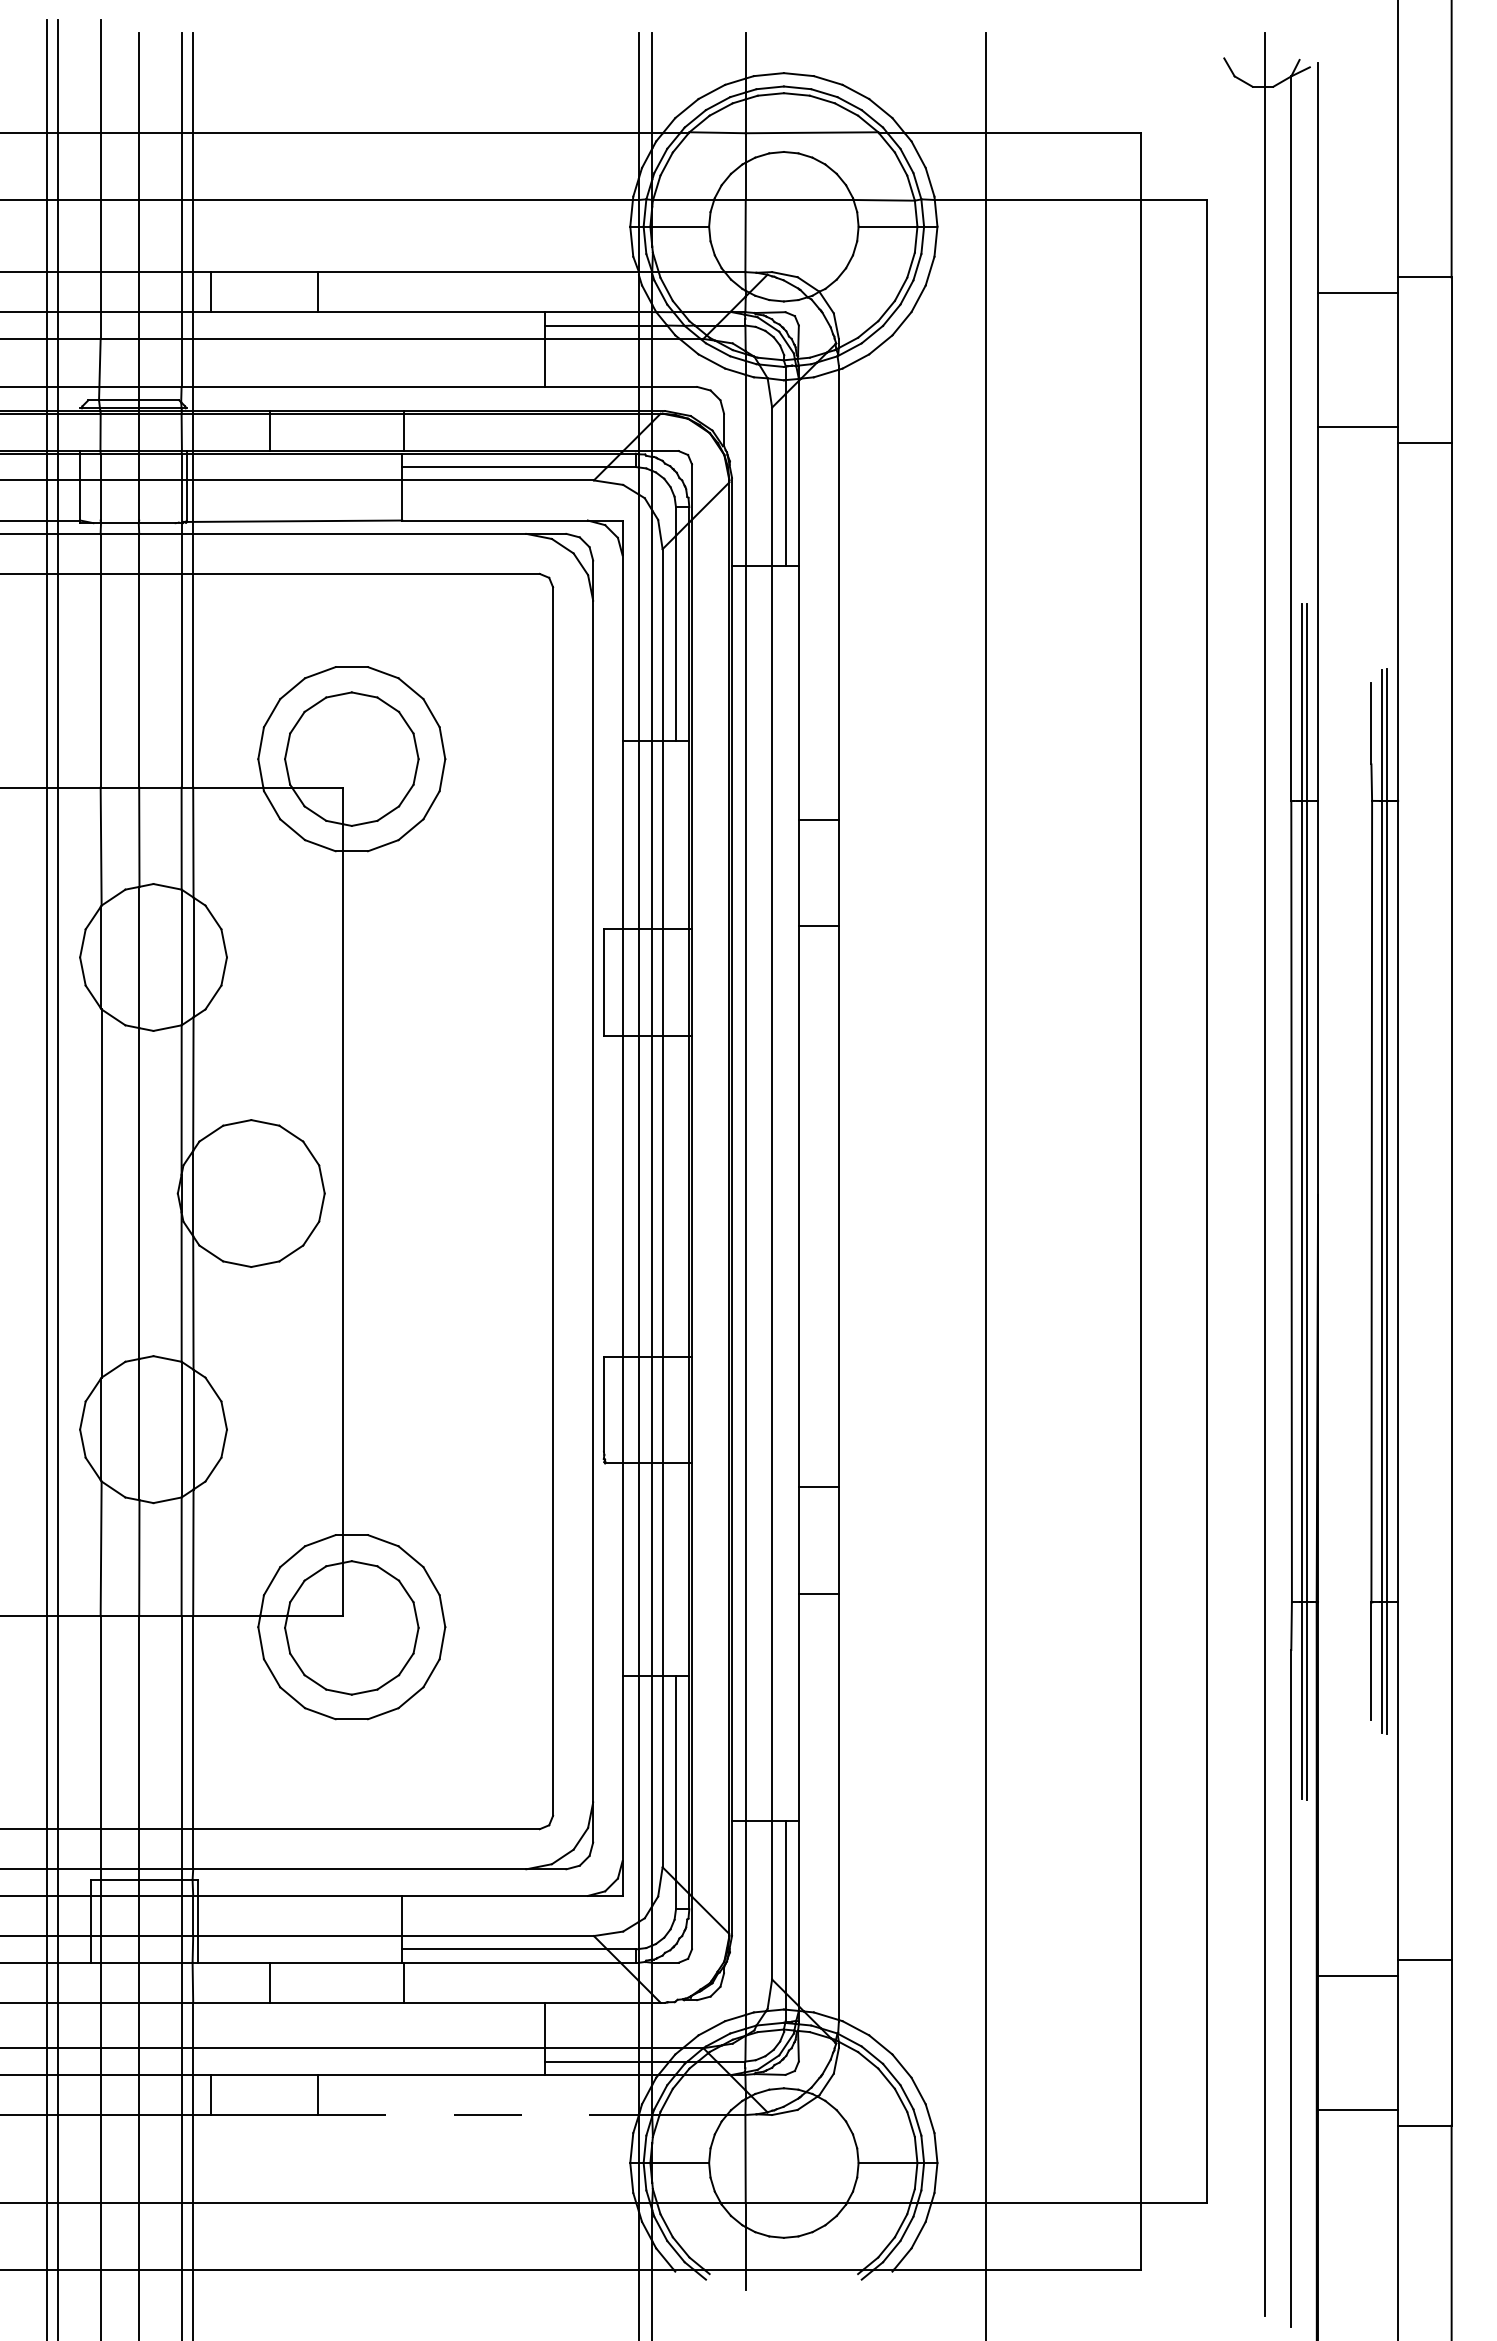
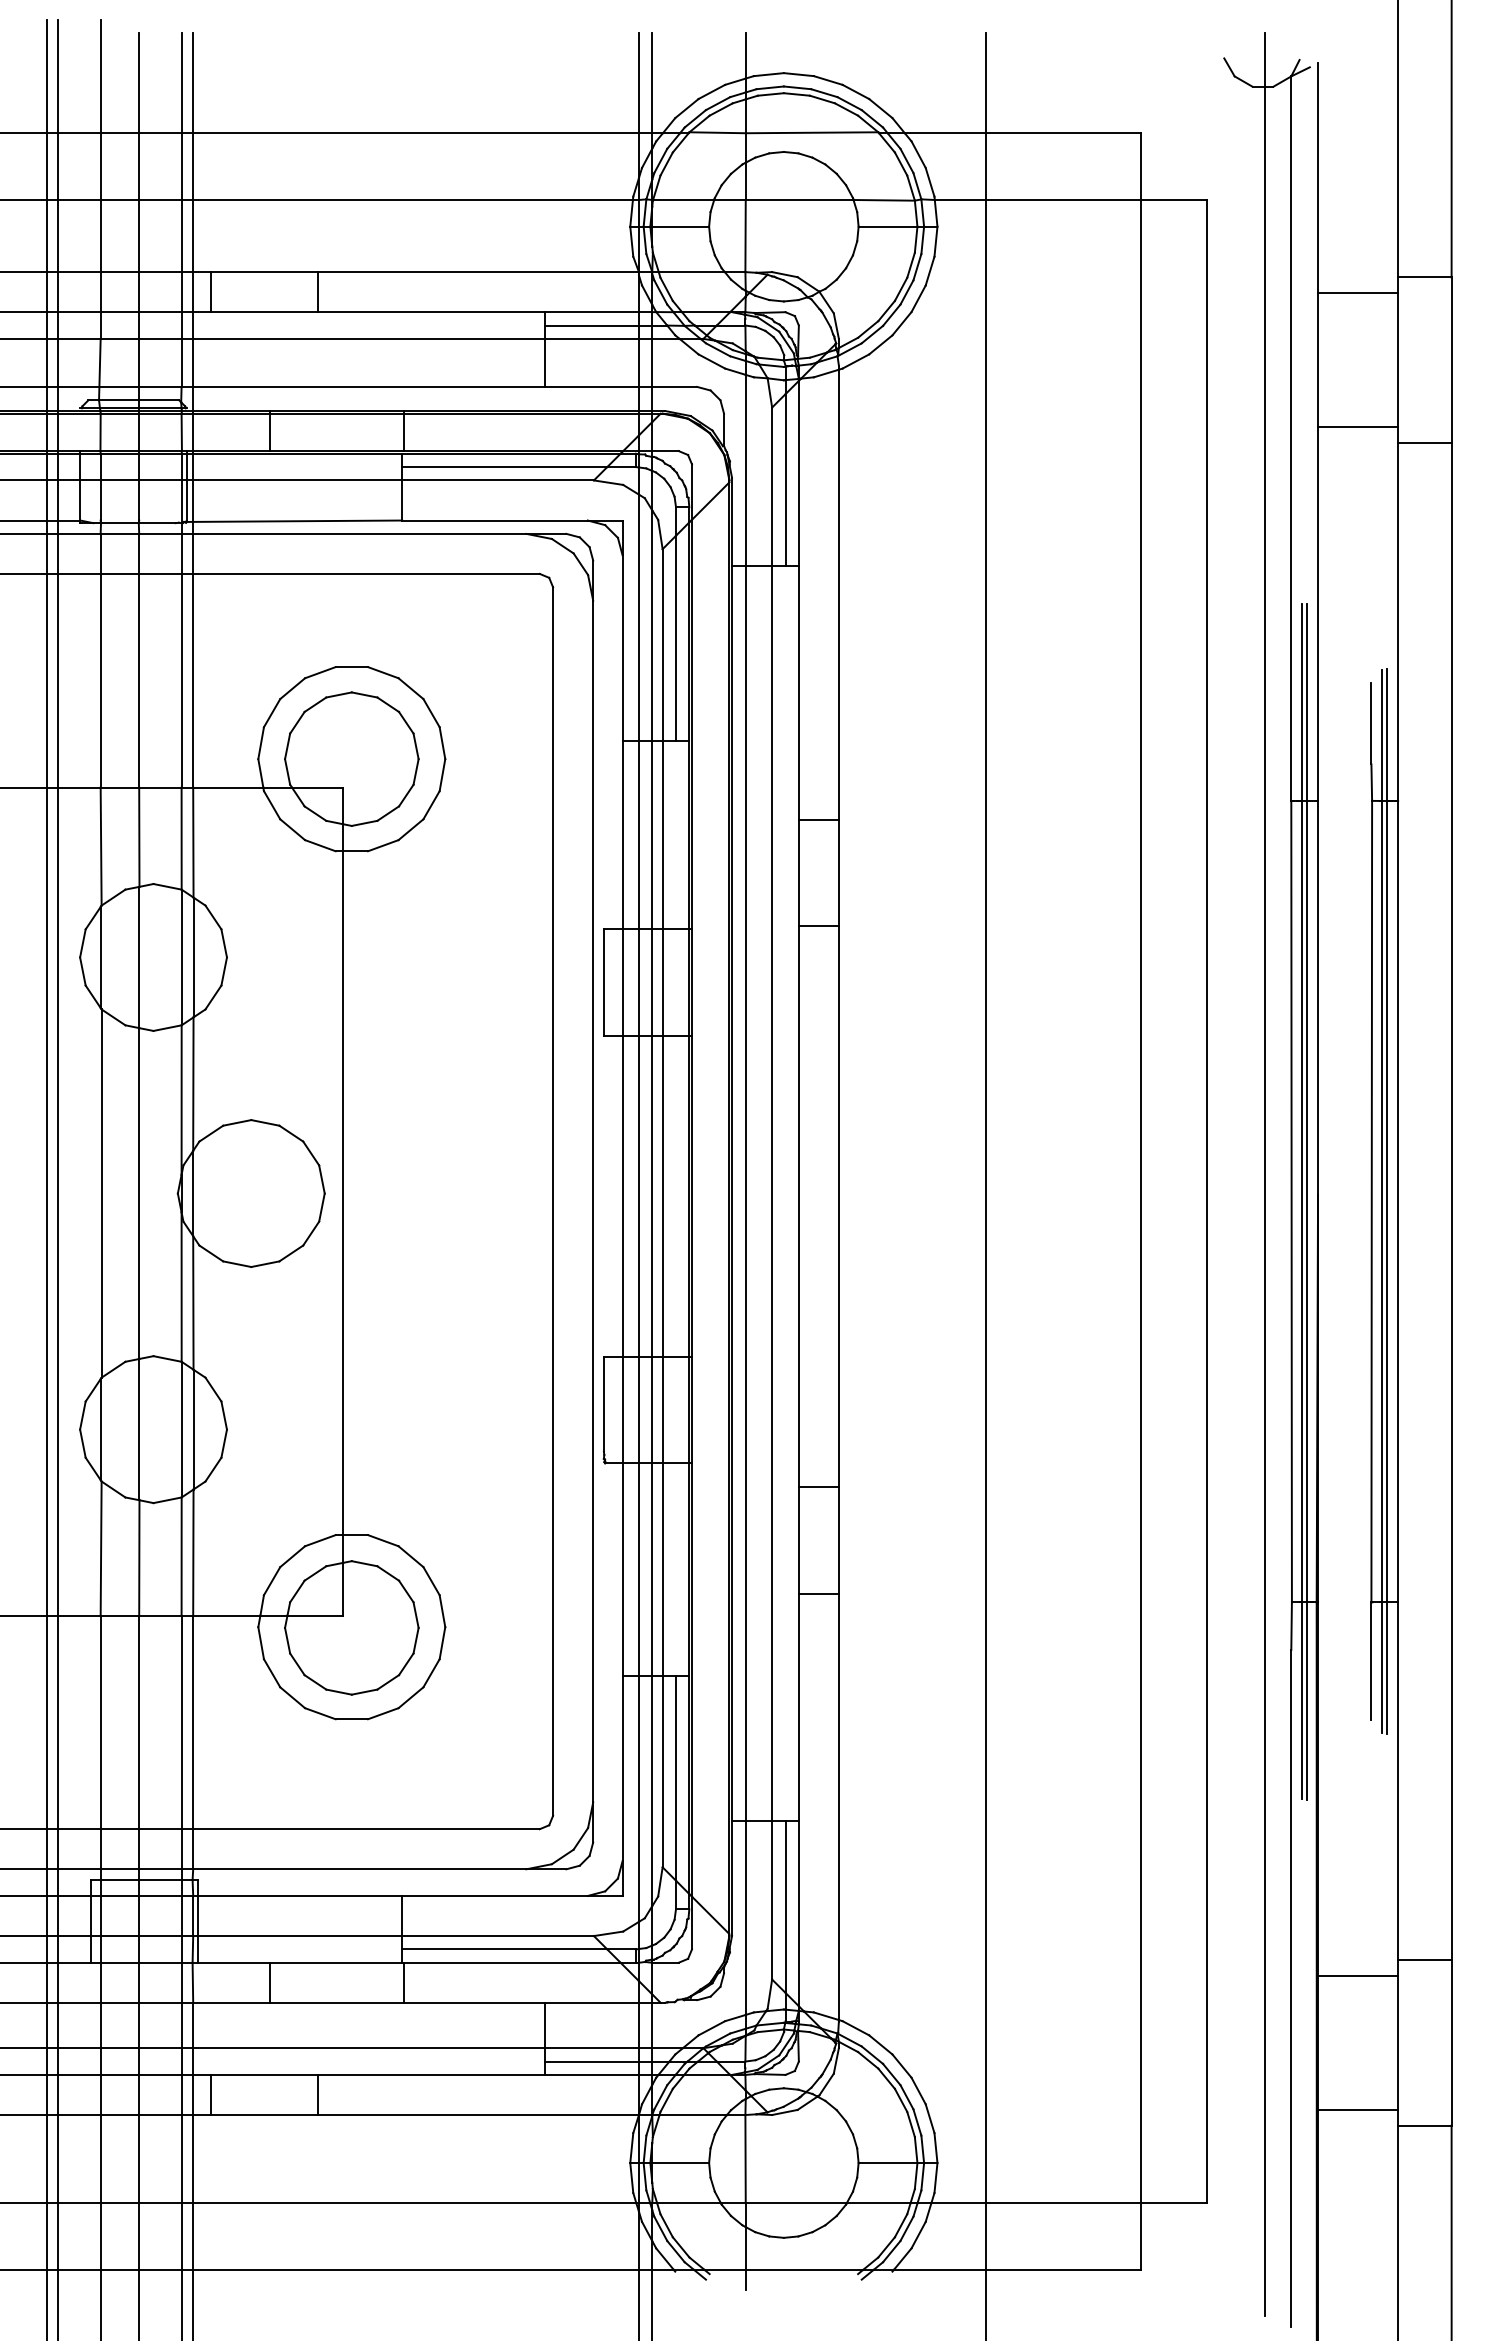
line: dashed -> solid (479, 2115)
